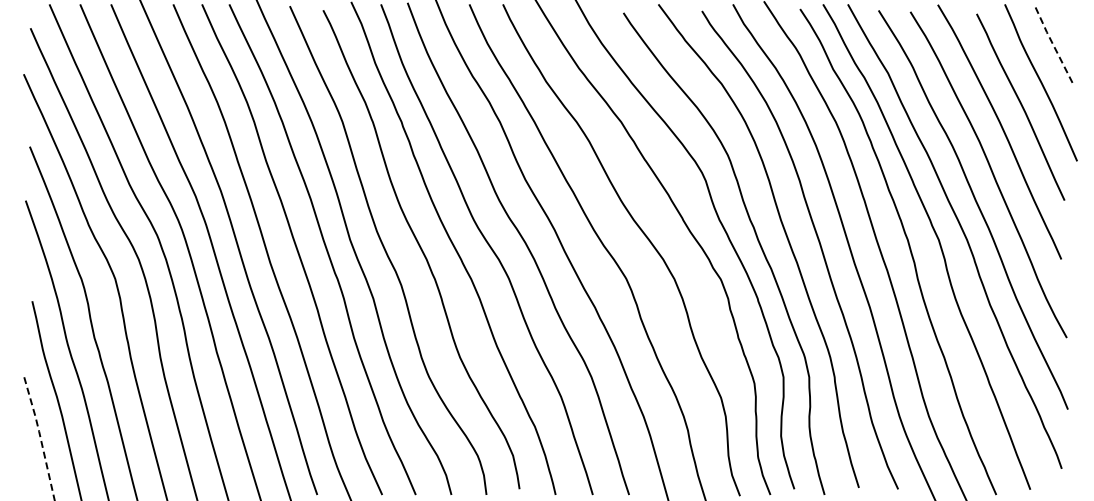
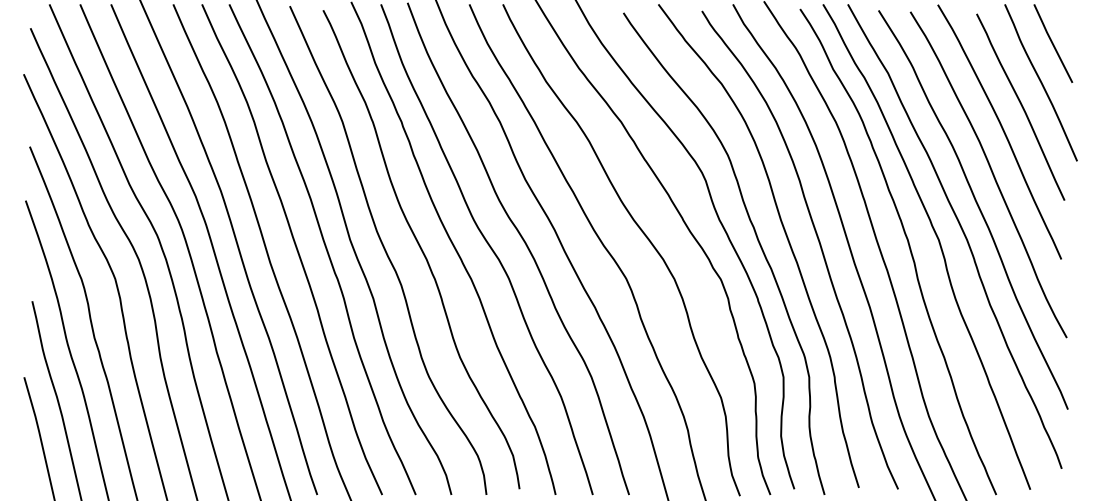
line: dashed -> solid (1051, 42)
line: dashed -> solid (40, 437)
